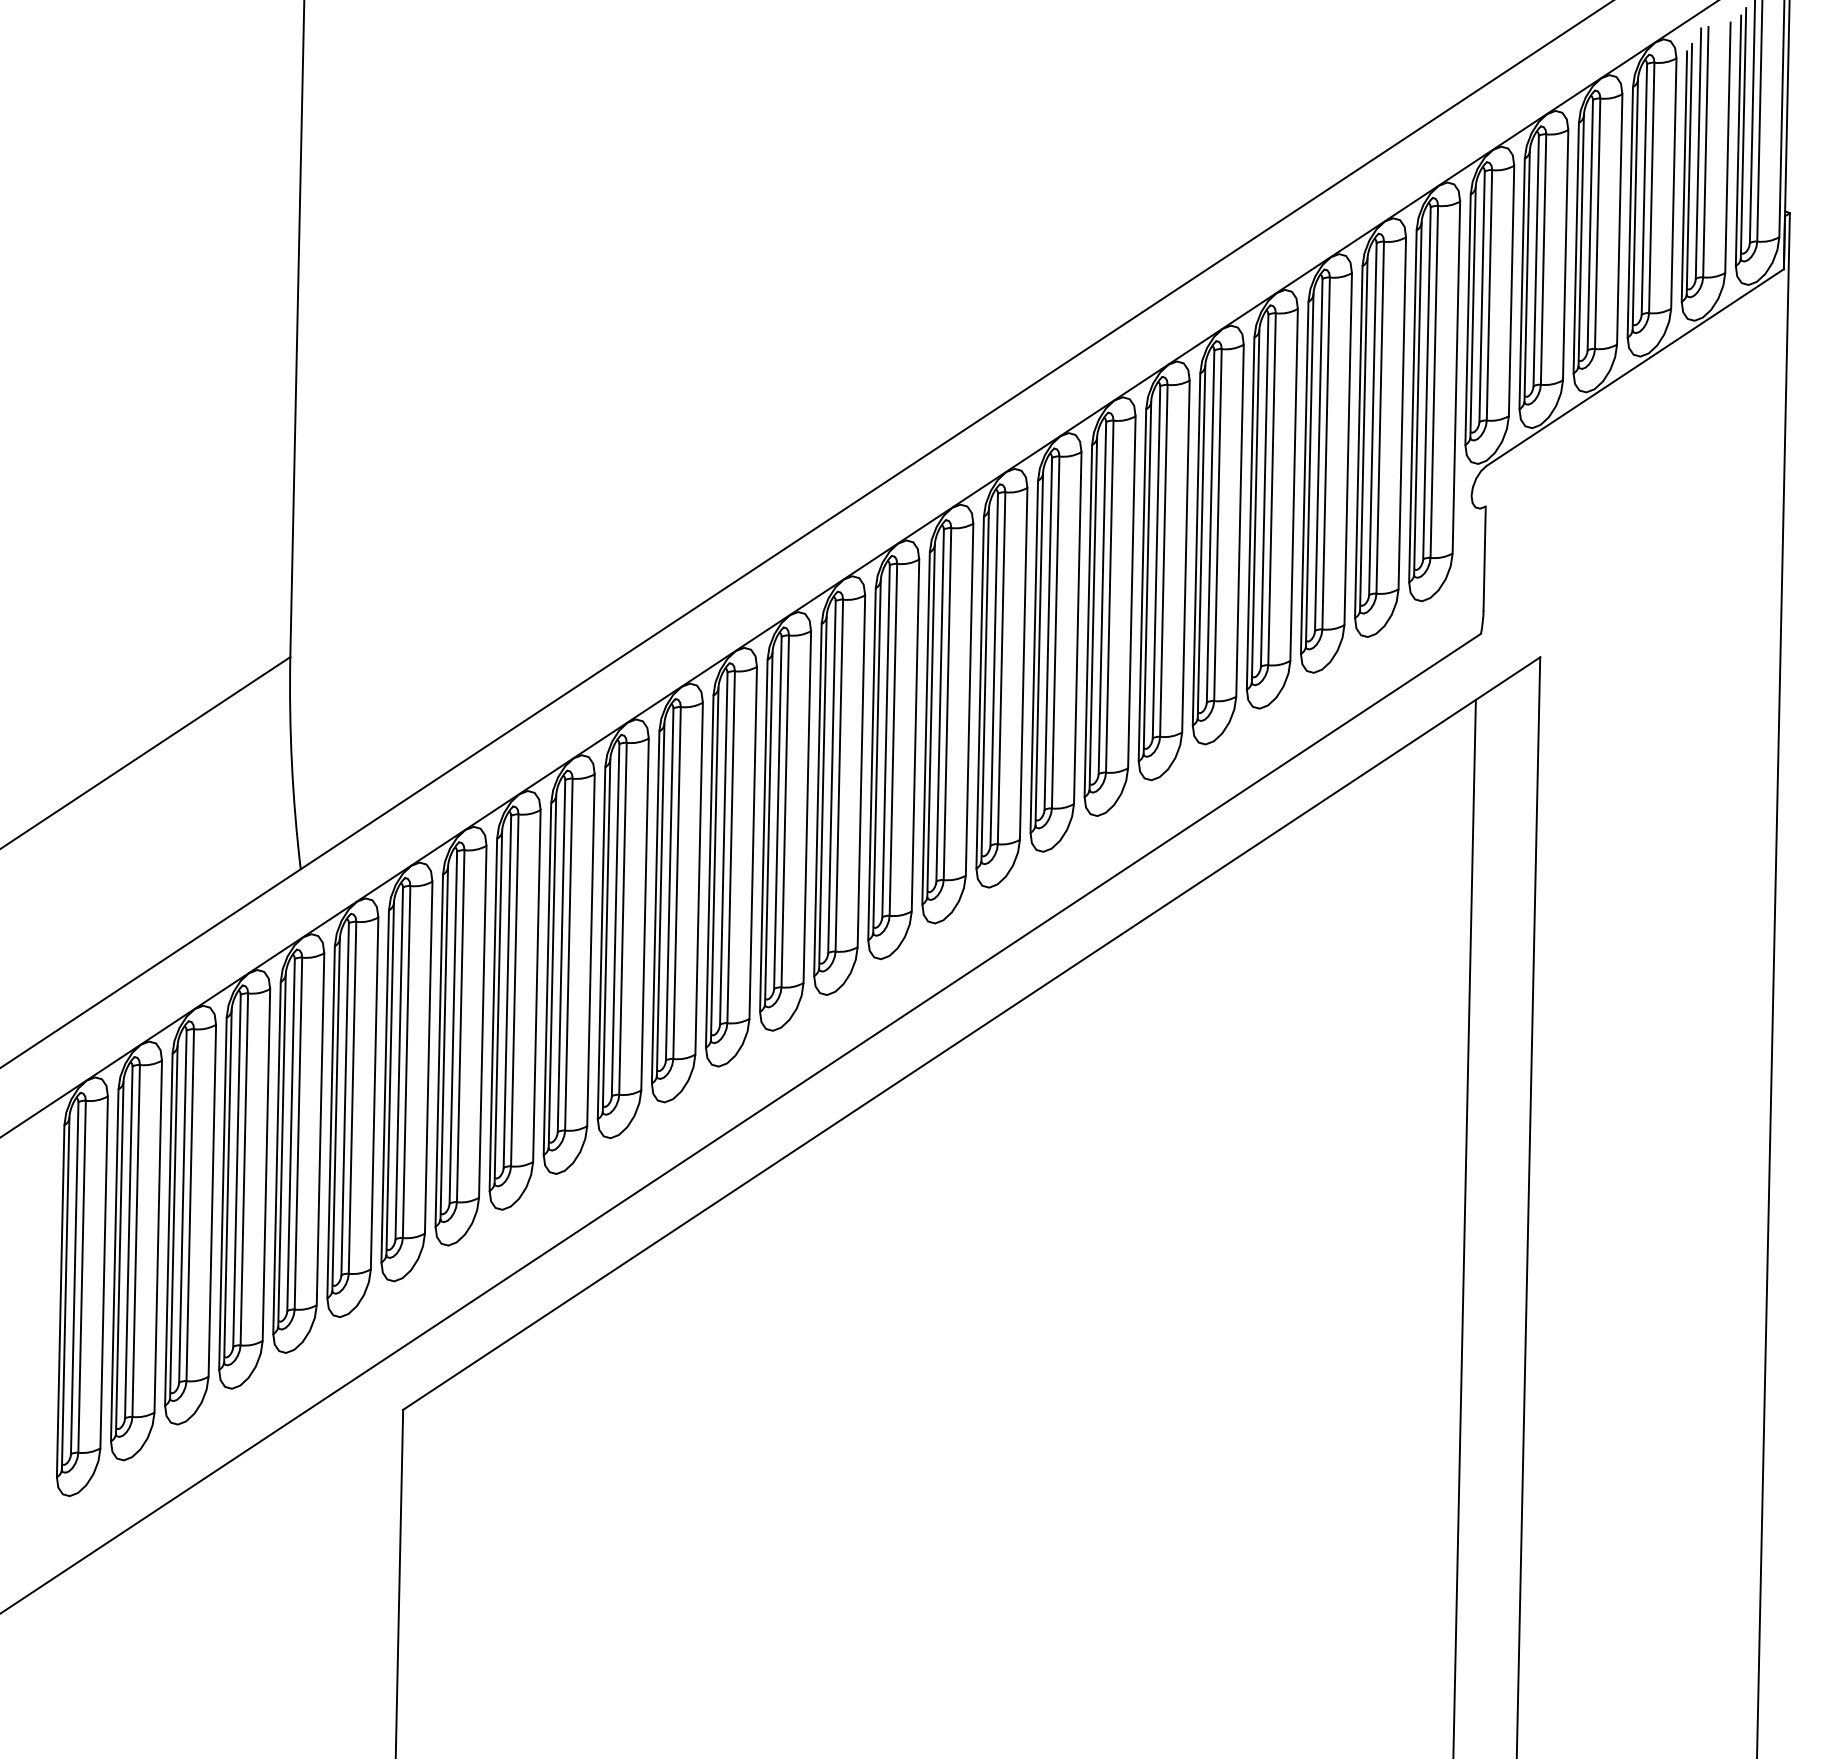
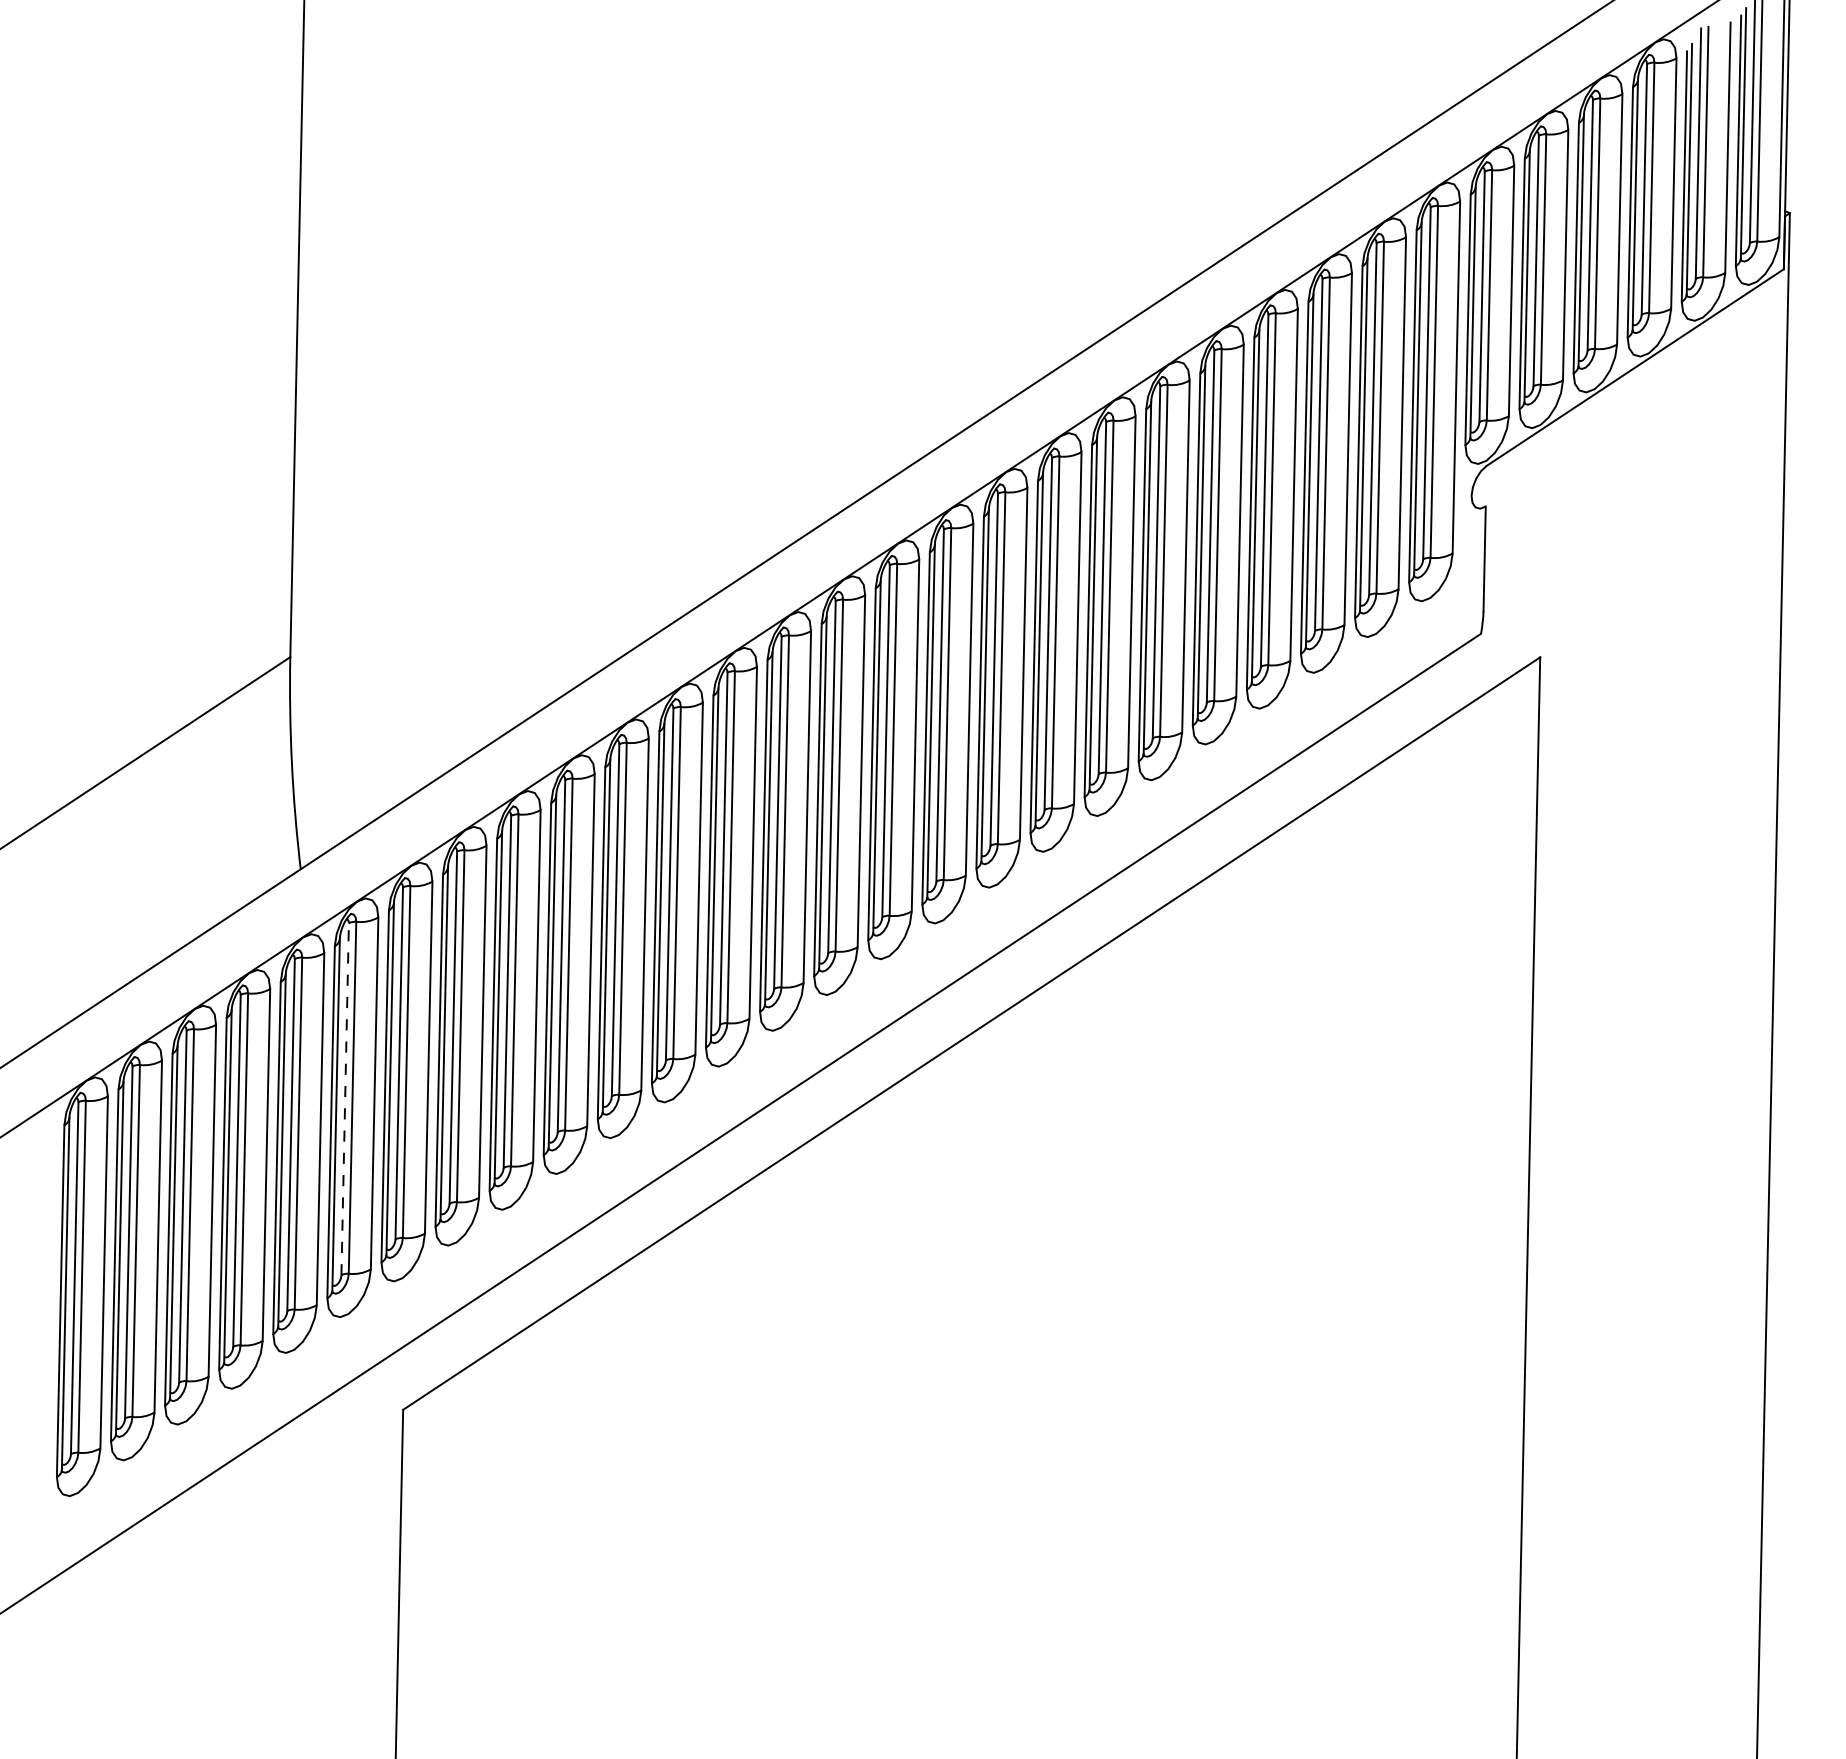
line: solid -> dashed (345, 1098)
line: present -> none (1464, 1227)
